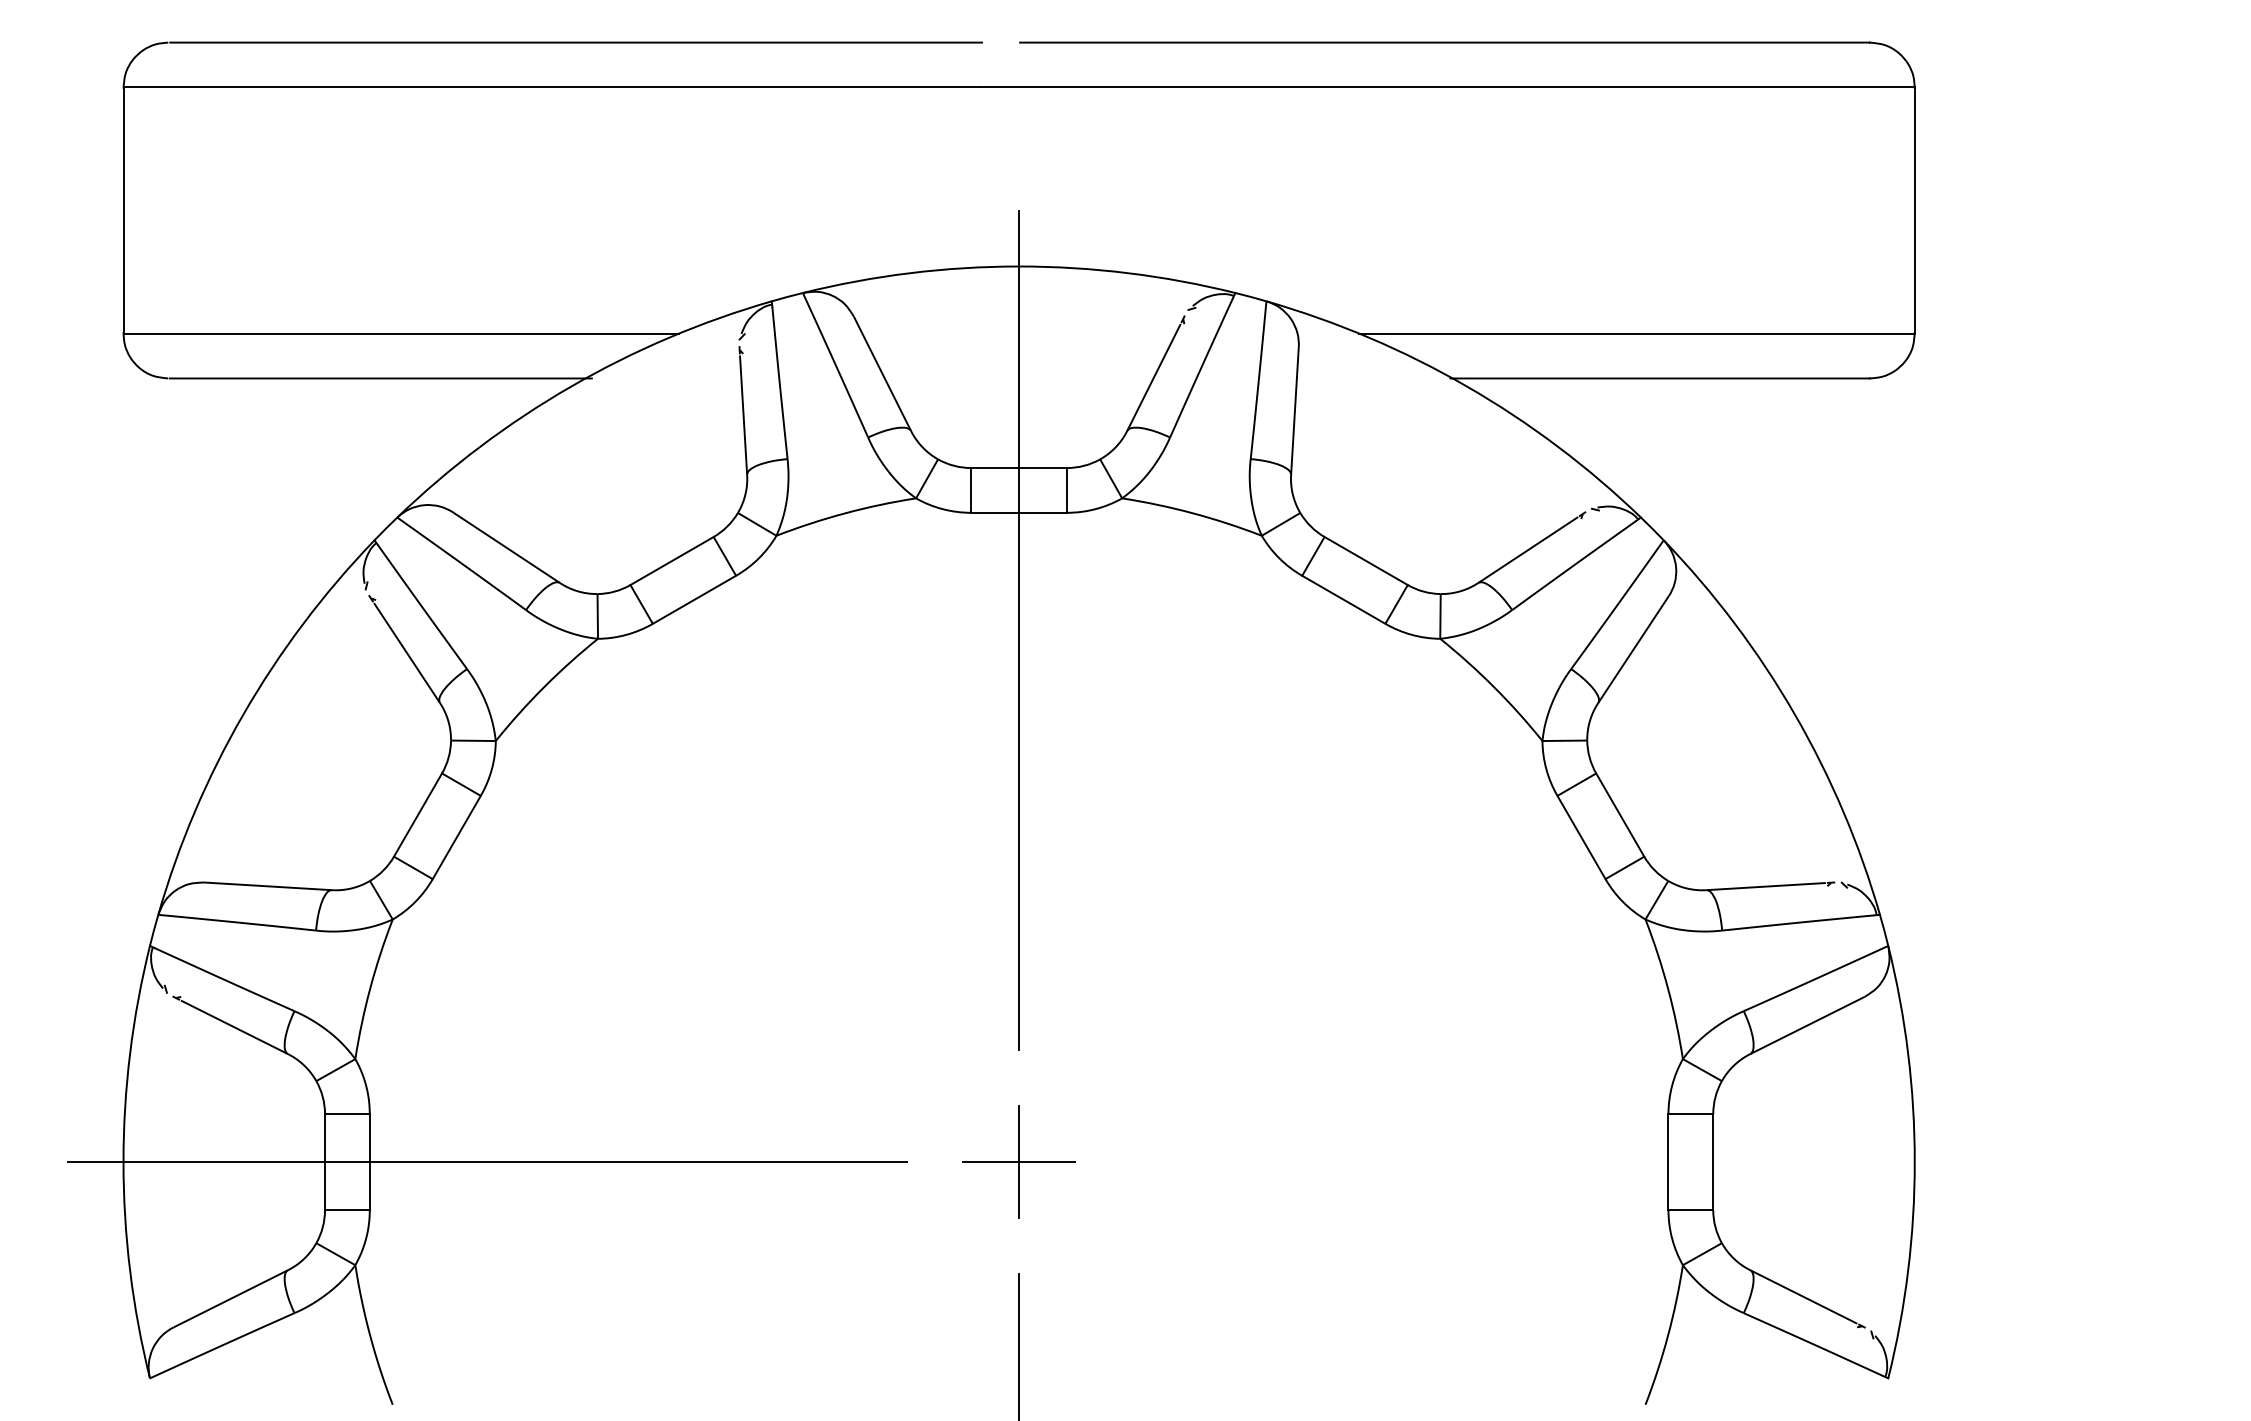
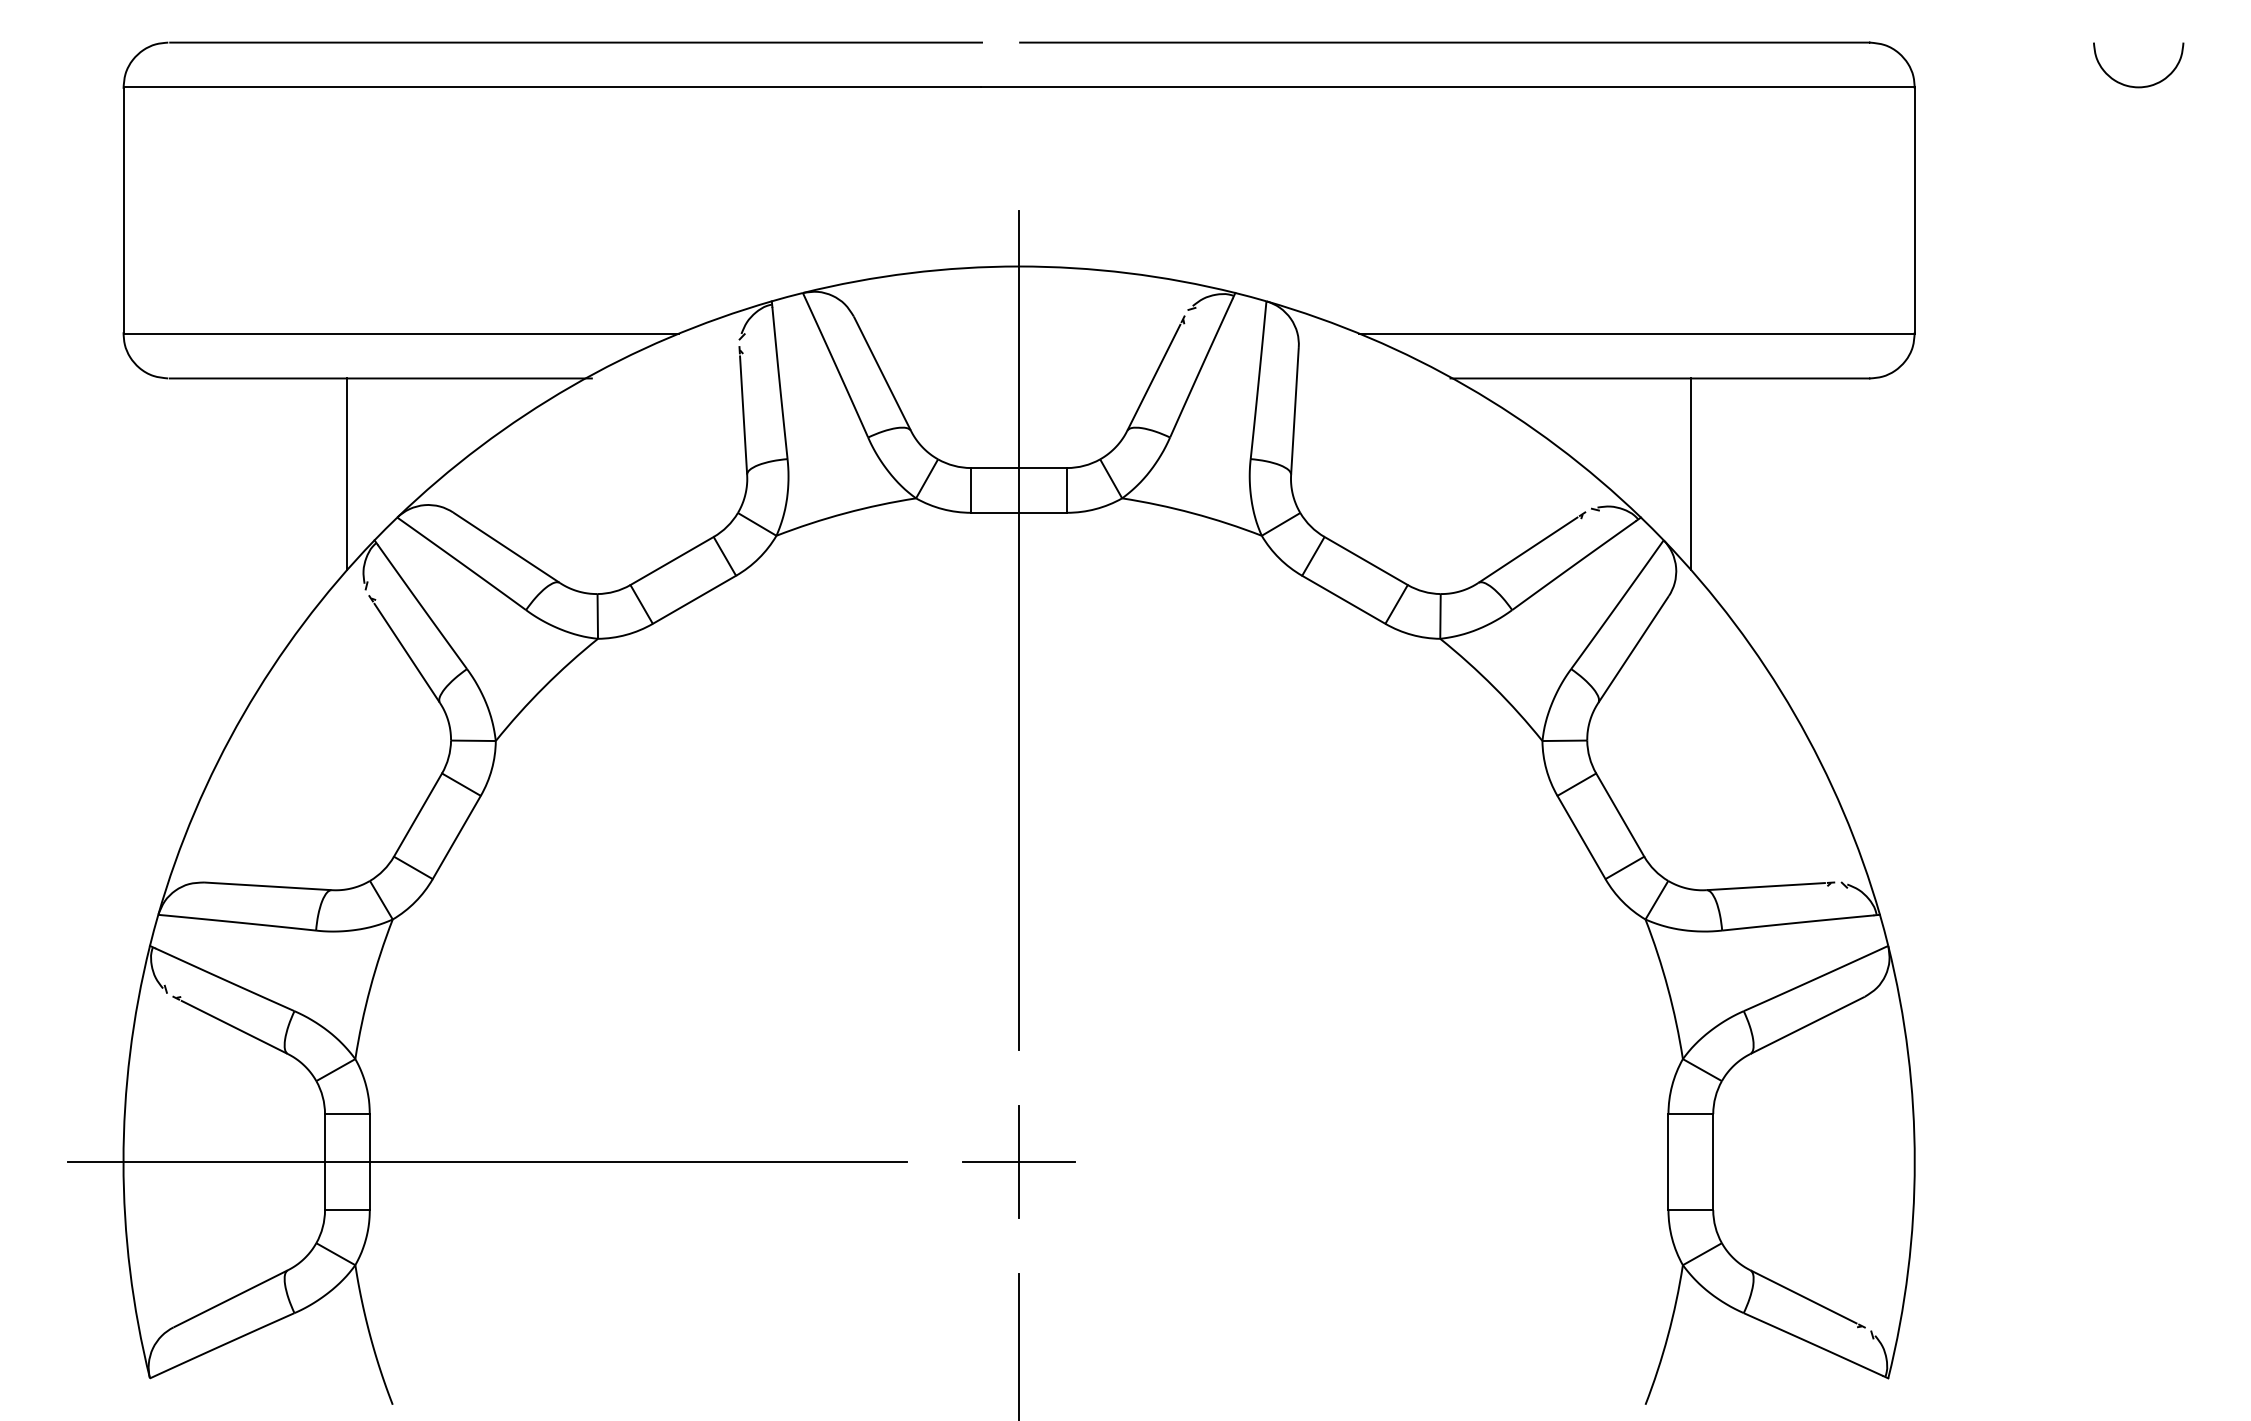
curve: none -> present (2138, 86)
line: none -> present (347, 473)
line: none -> present (1690, 473)
